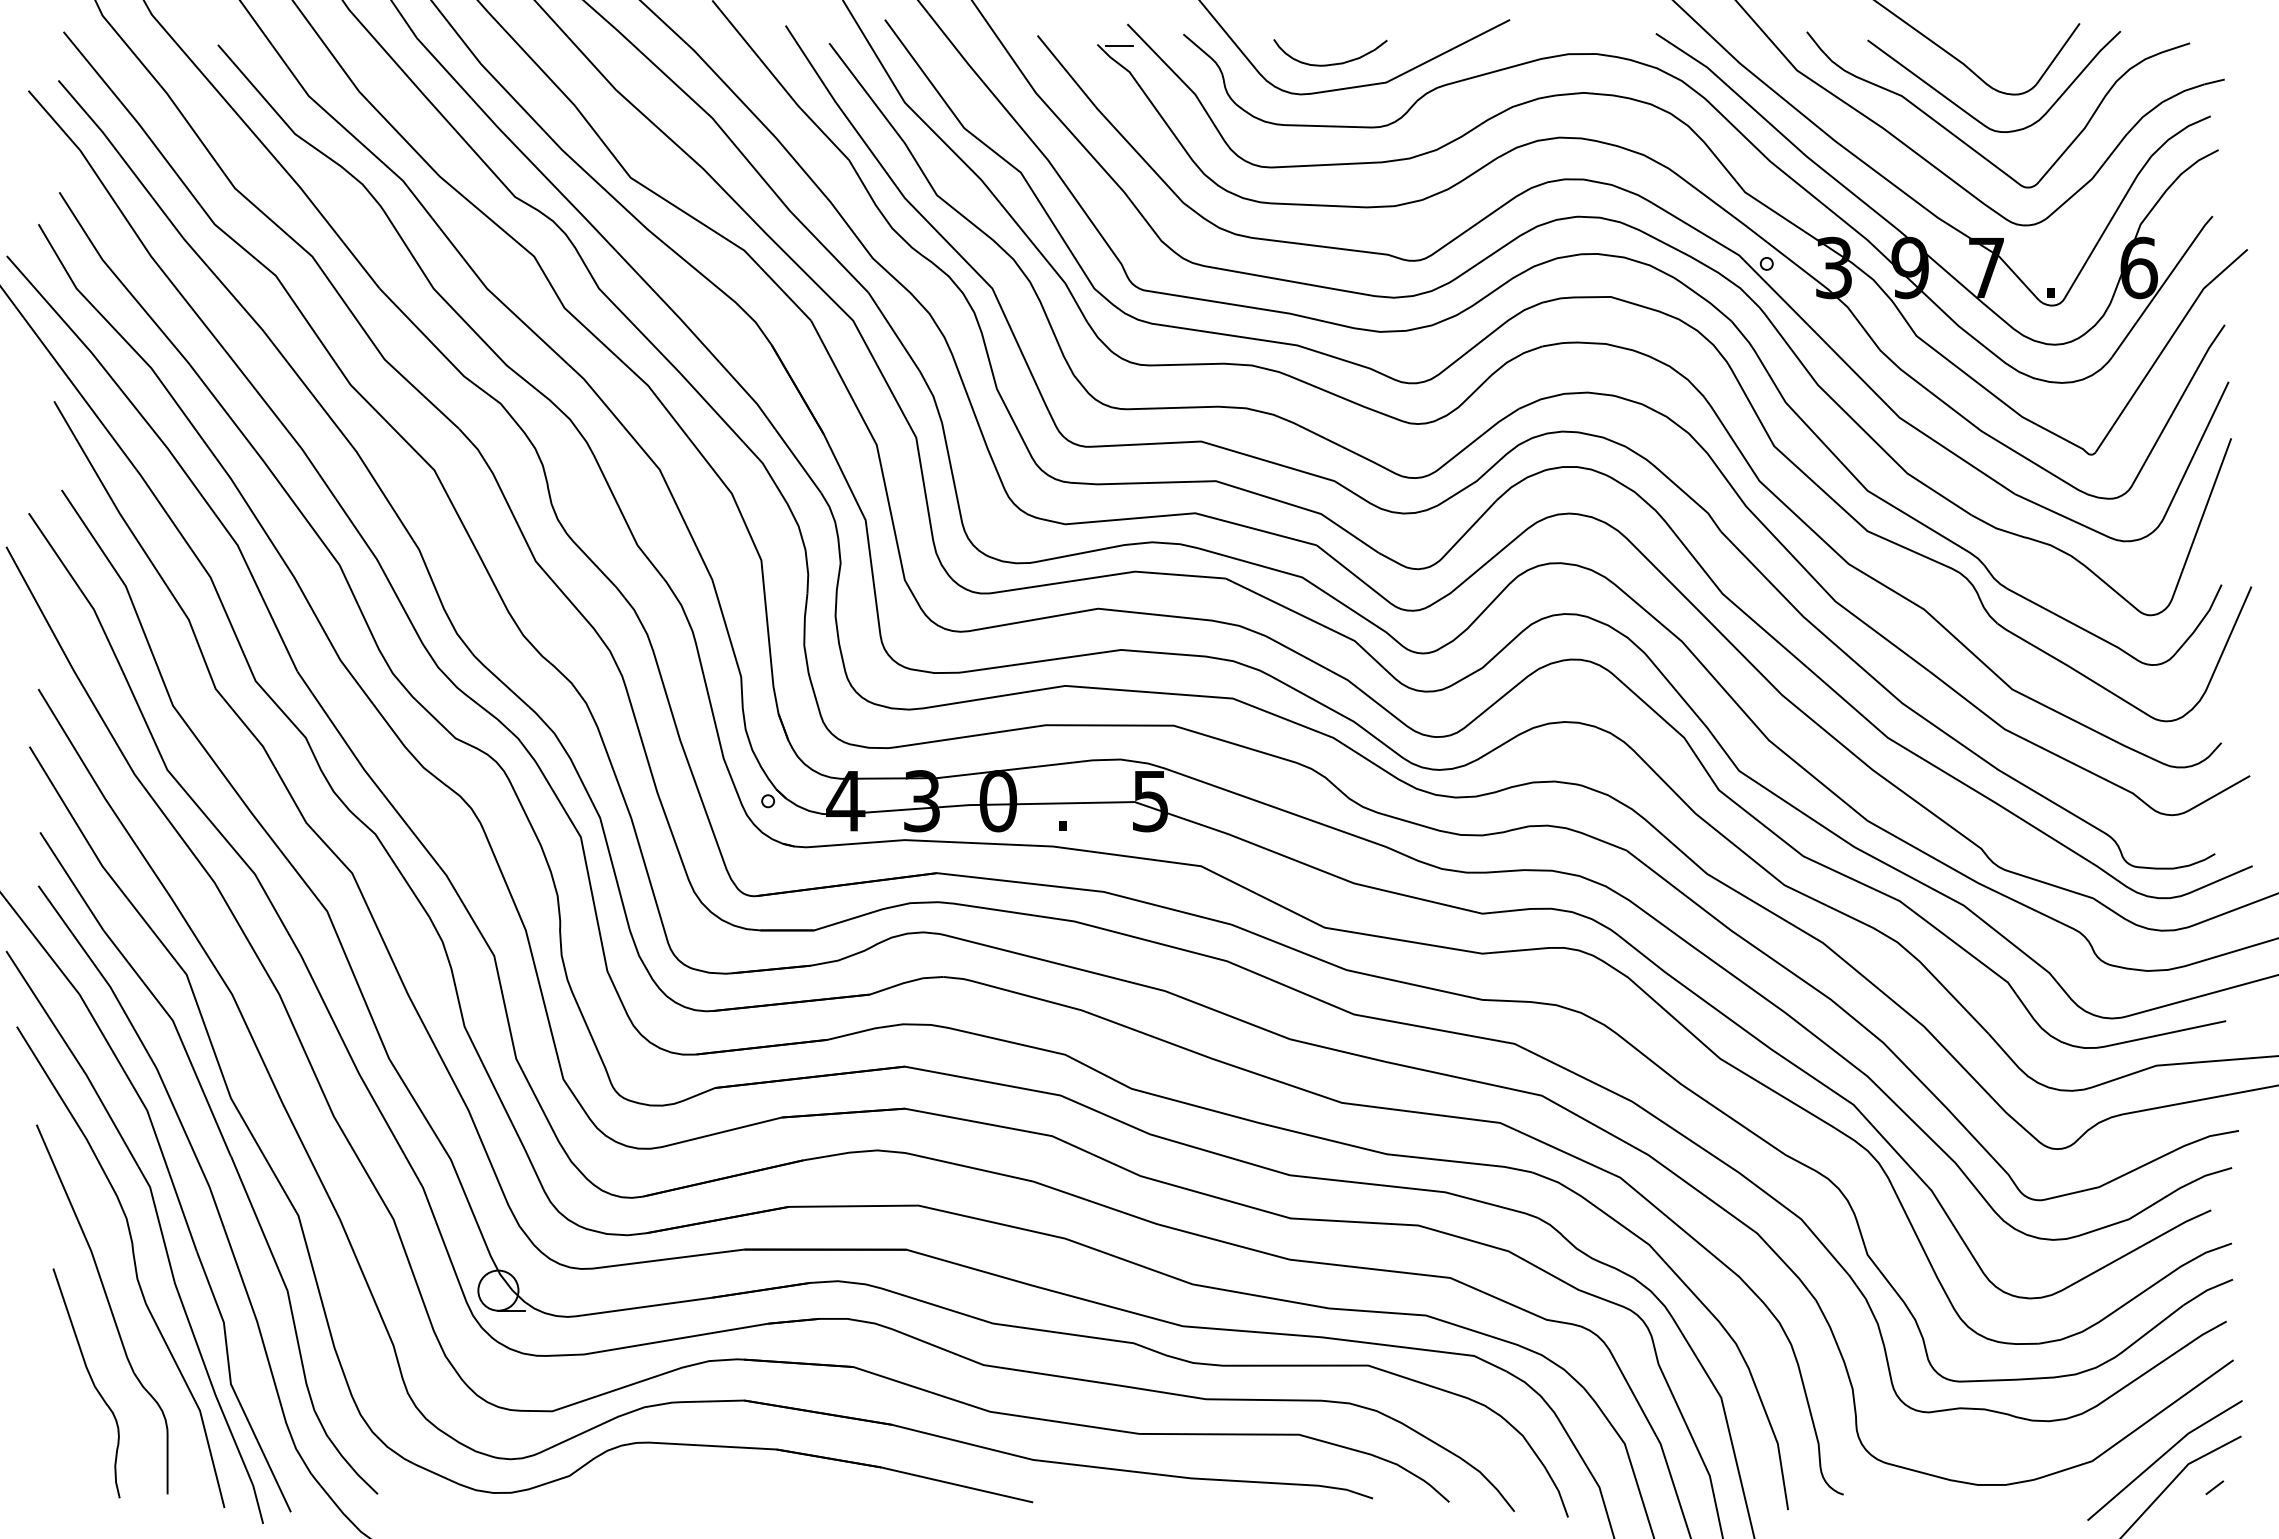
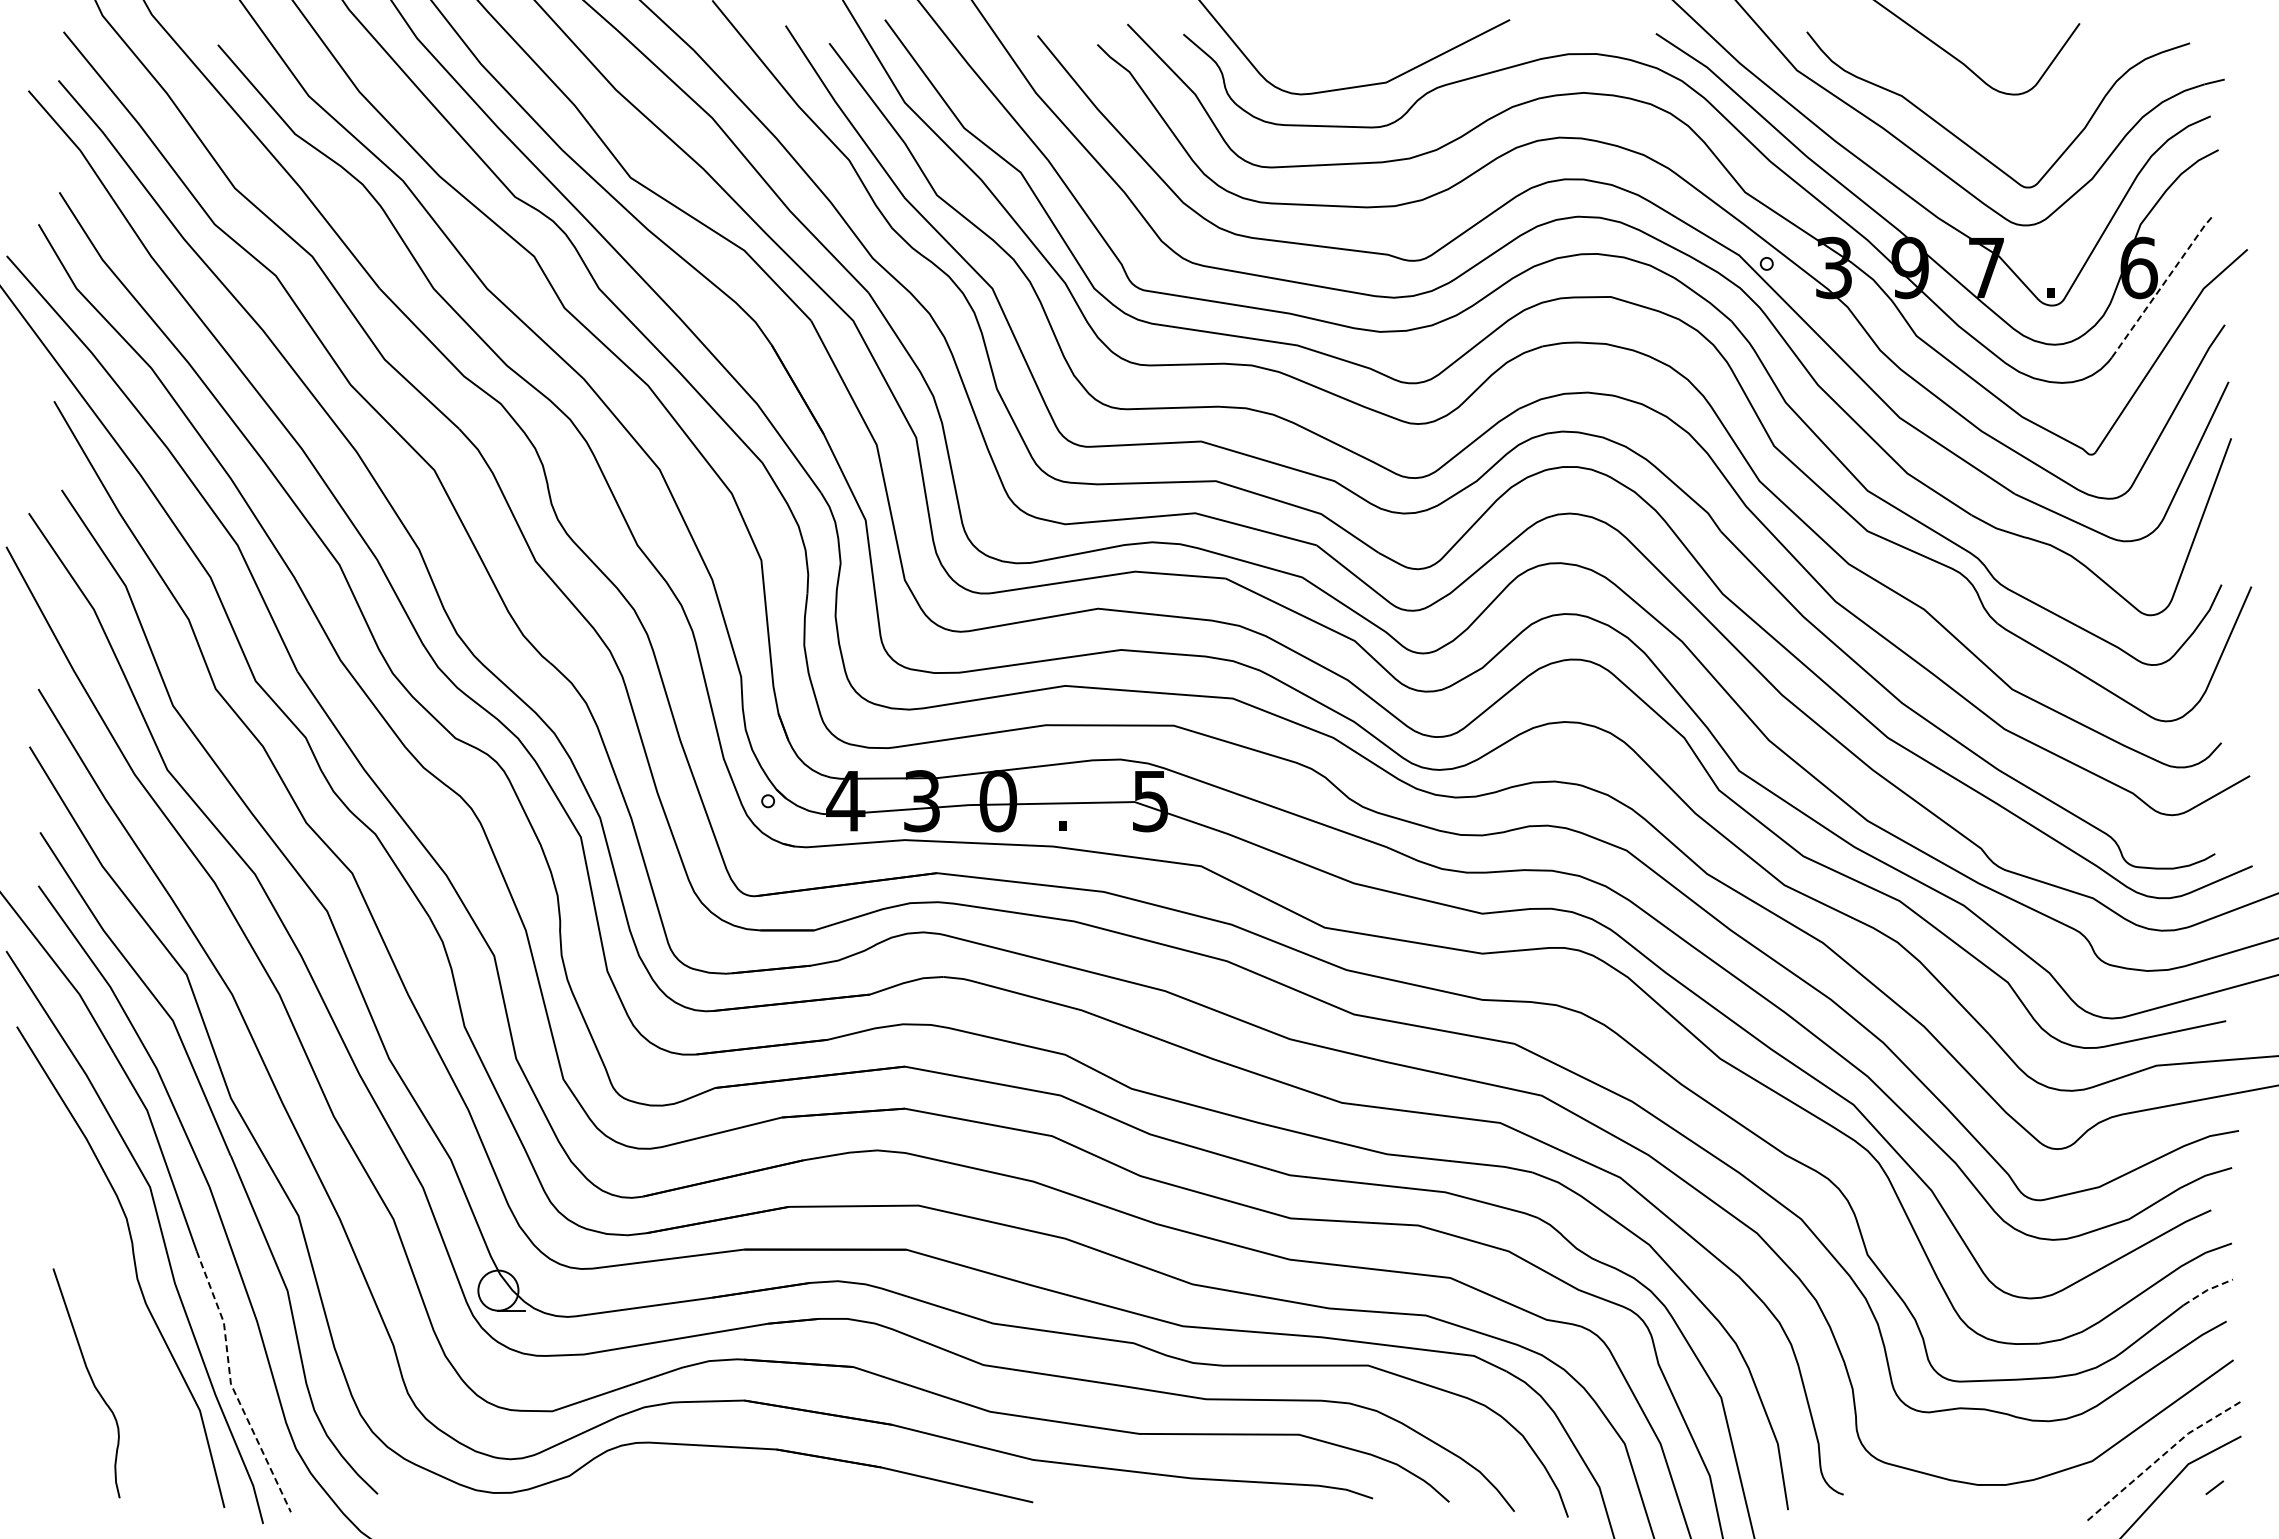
line: present -> none (1118, 46)
curve: present -> none (1331, 63)
curve: present -> none (1968, 112)
line: solid -> dashed (2162, 285)
line: solid -> dashed (2207, 1290)
curve: present -> none (109, 1308)
line: solid -> dashed (230, 1384)
line: solid -> dashed (2162, 1455)
